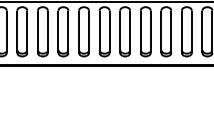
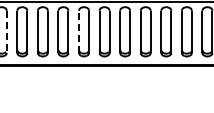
line: solid -> dashed (79, 31)
line: solid -> dashed (6, 32)
